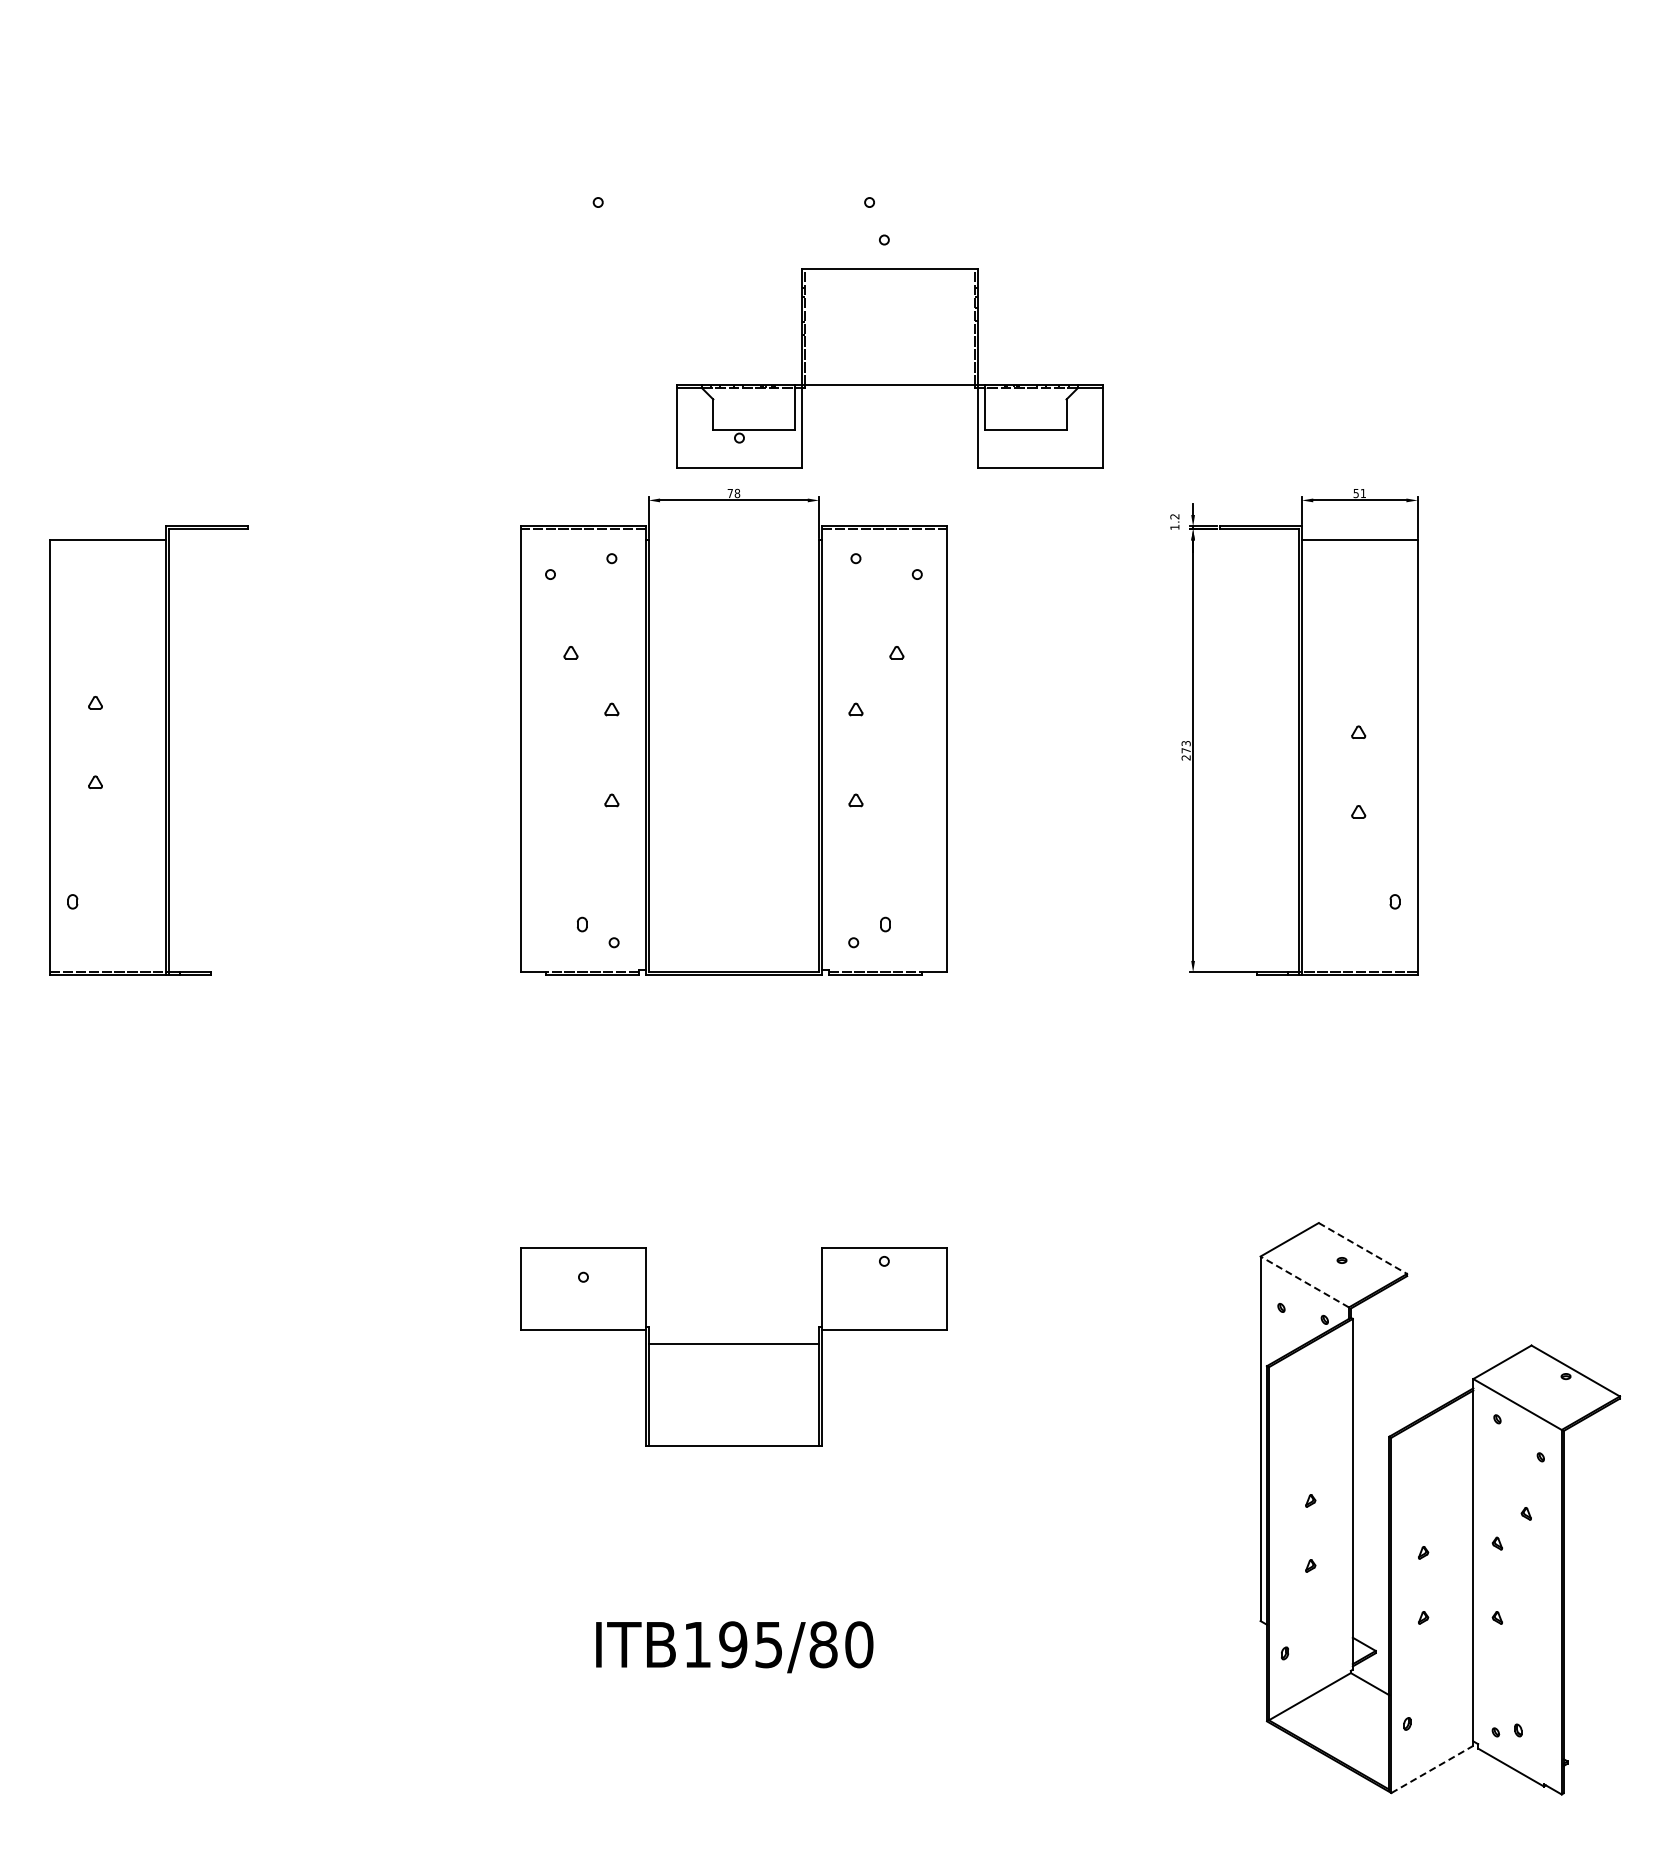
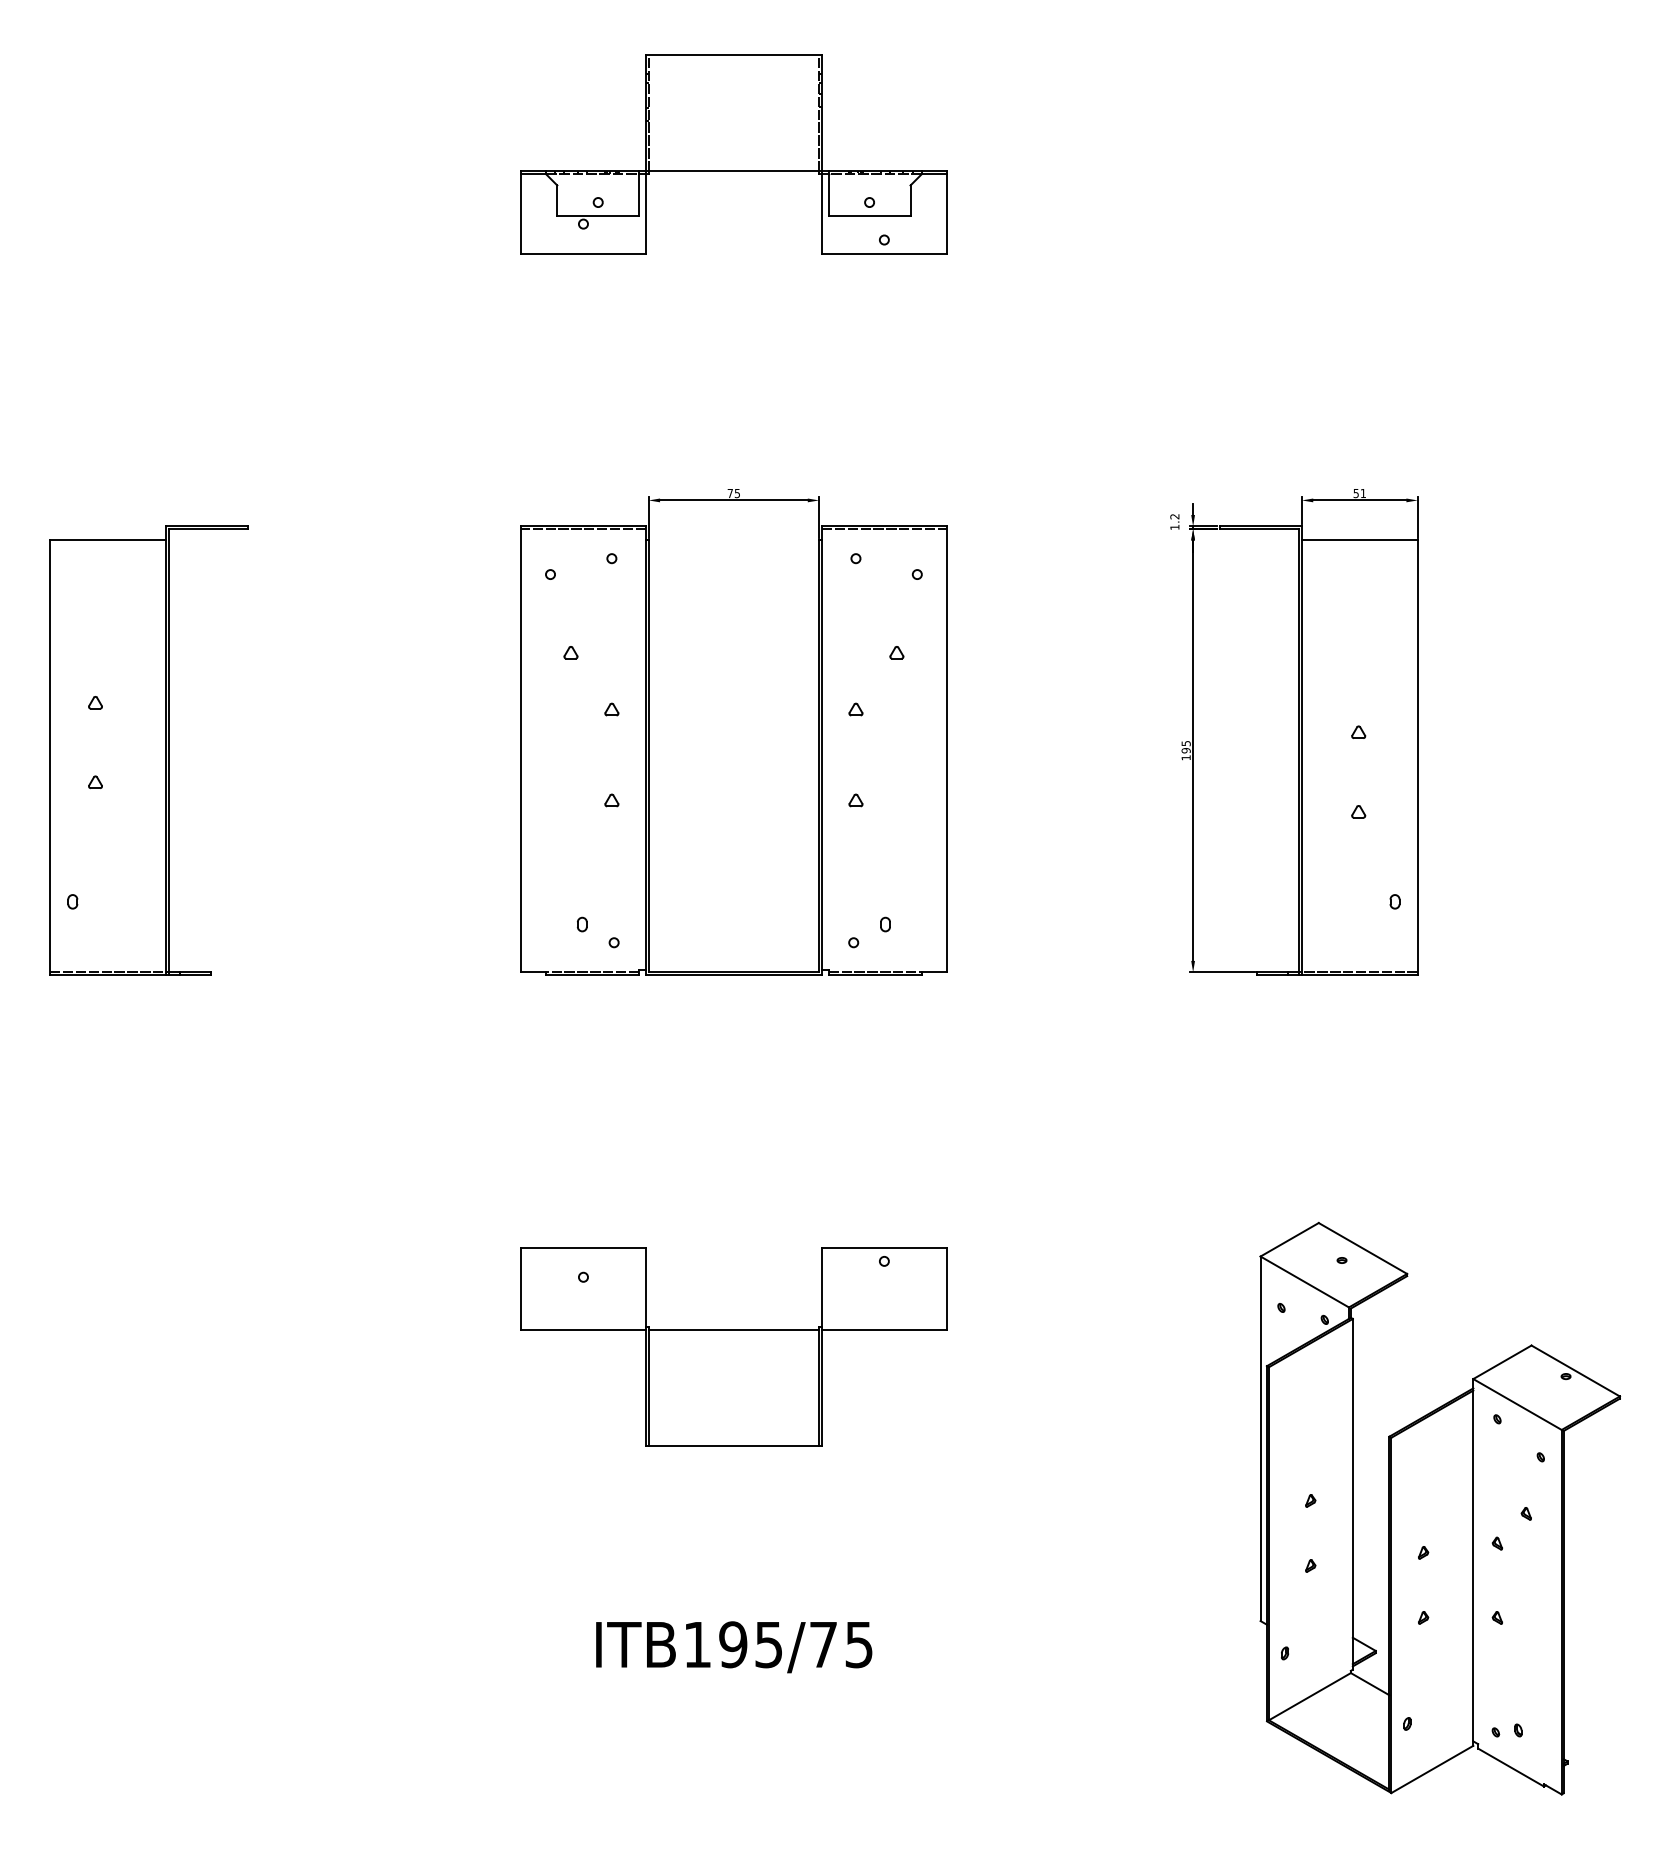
part position: (889, 368) -> (733, 154) (733, 154)
text: 78 -> 75 (737, 493)
text: 273 -> 195 (1185, 750)
line: dashed -> solid (1362, 1248)
line: dashed -> solid (1304, 1281)
line position: (733, 1344) -> (733, 1330) (733, 1330)
text: ITB195/80 -> ITB195/75 (841, 1644)
line: dashed -> solid (1432, 1769)
